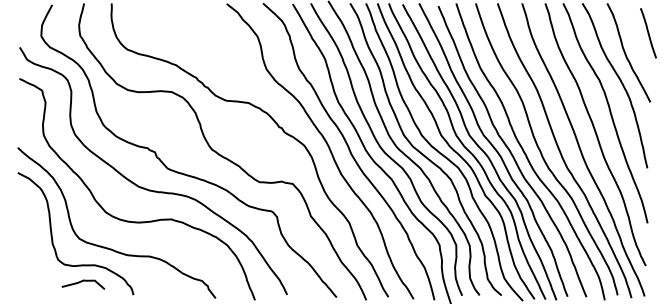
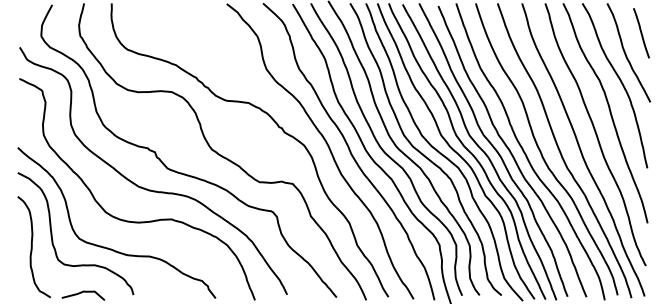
line position: (648, 33) -> (641, 33) (641, 33)
curve: none -> present (32, 247)
curve position: (81, 282) -> (81, 293) (81, 293)
